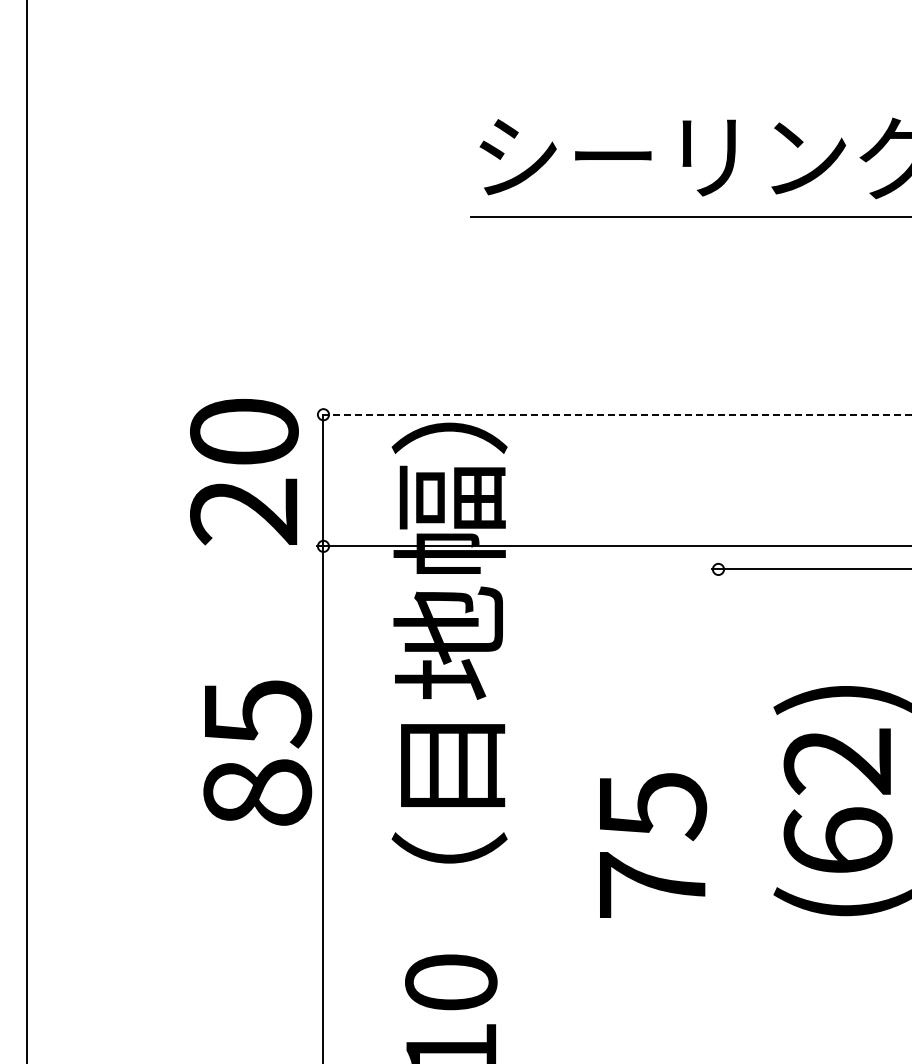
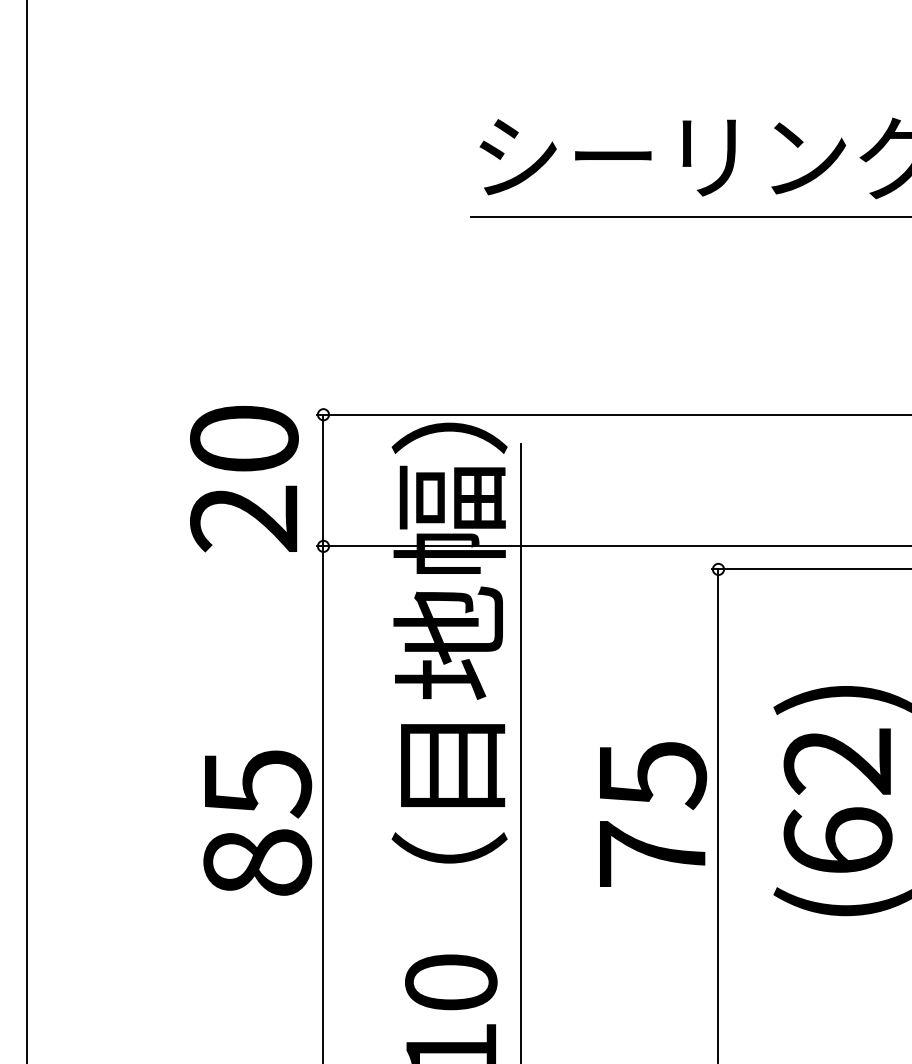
line: dashed -> solid (613, 414)
text position: (244, 472) -> (244, 479) (244, 479)
line: none -> present (520, 751)
text position: (257, 752) -> (257, 822) (257, 822)
line: none -> present (718, 814)
text position: (653, 845) -> (653, 814) (653, 814)
